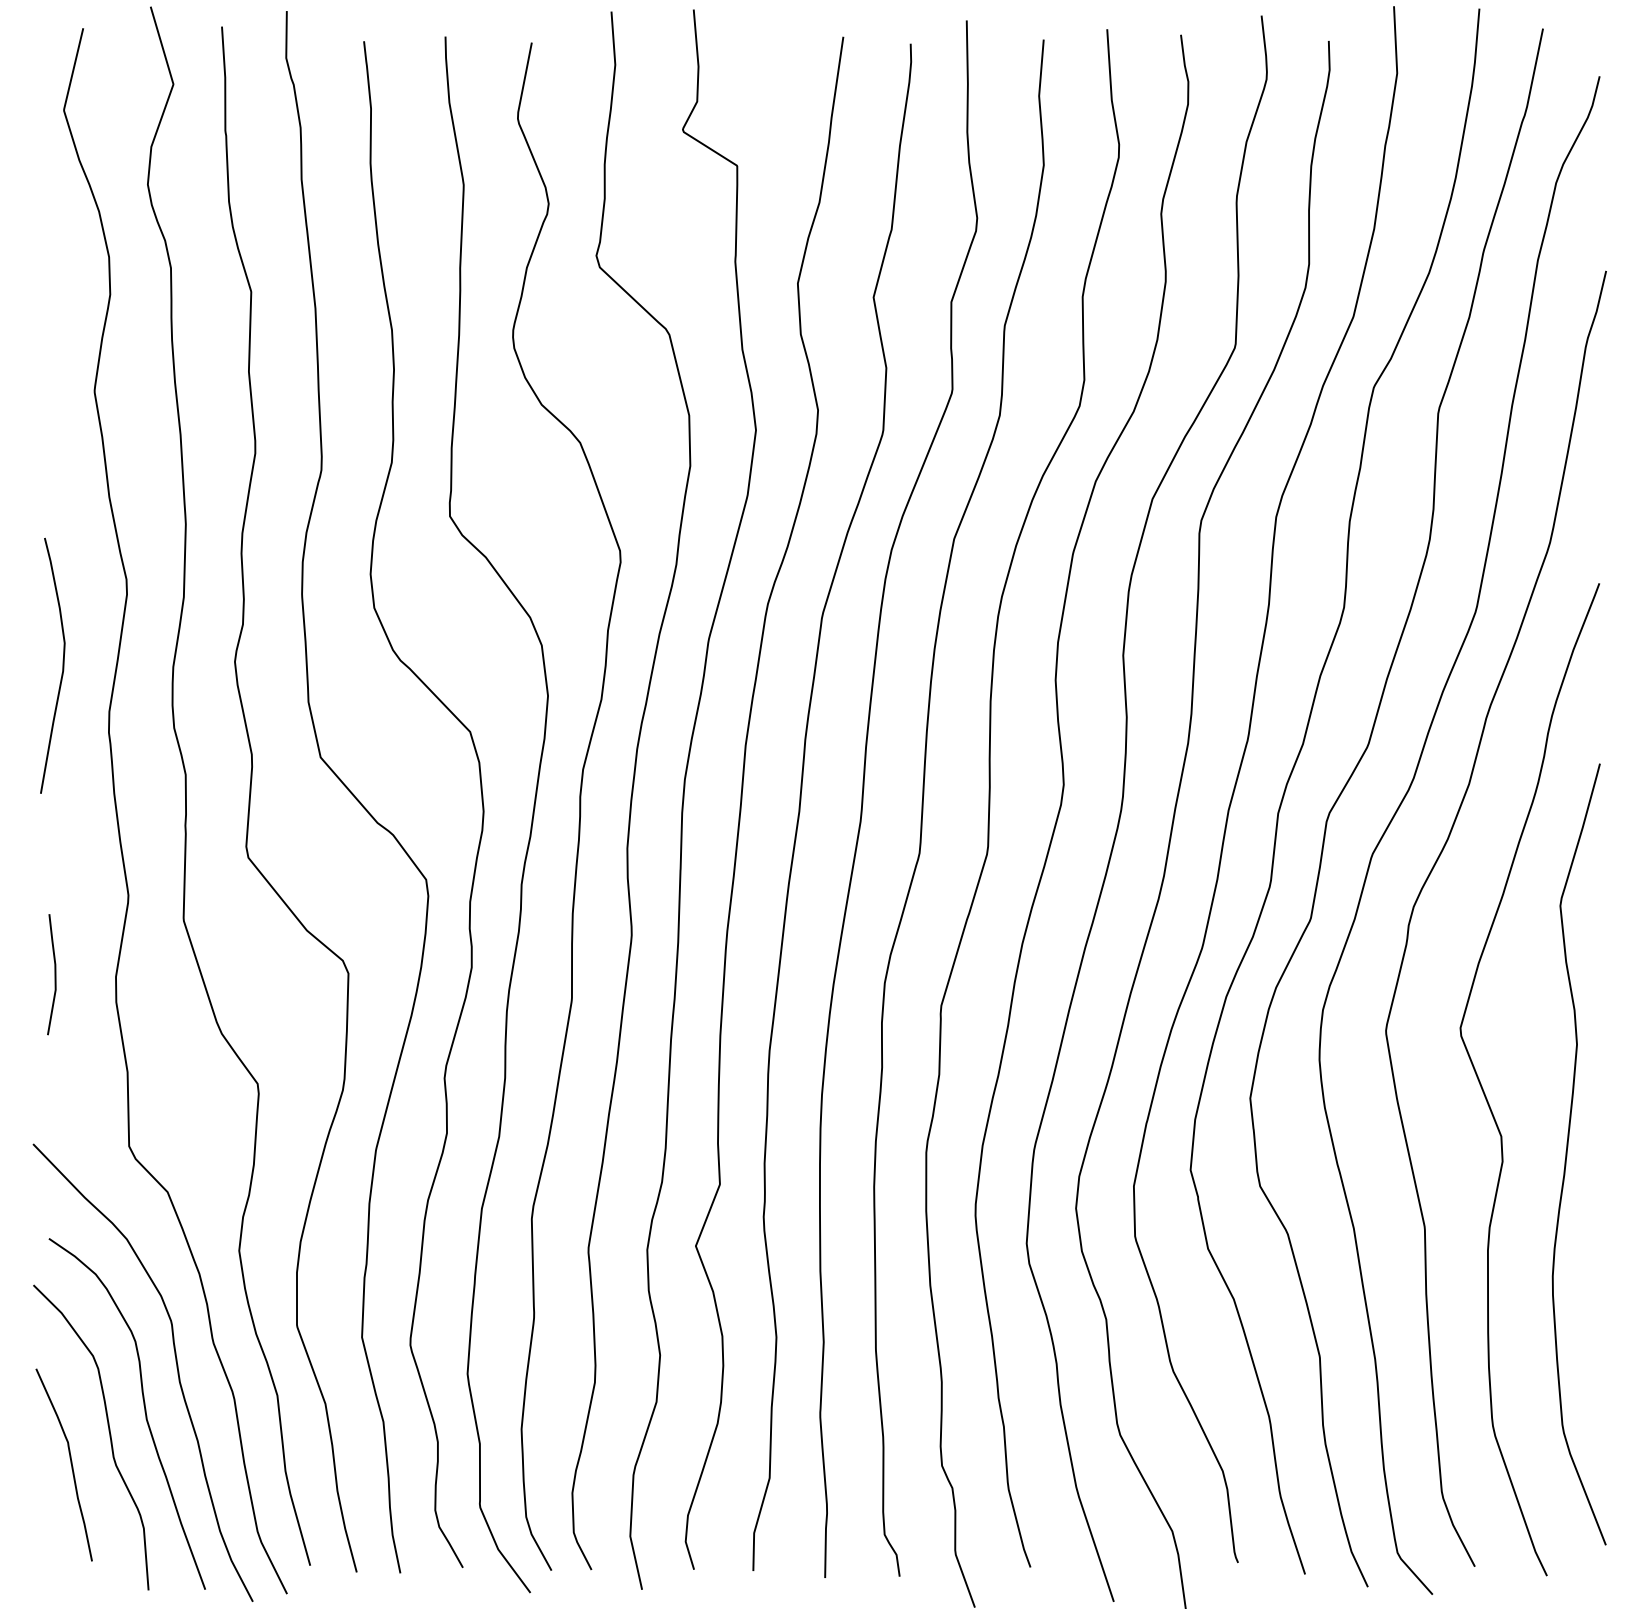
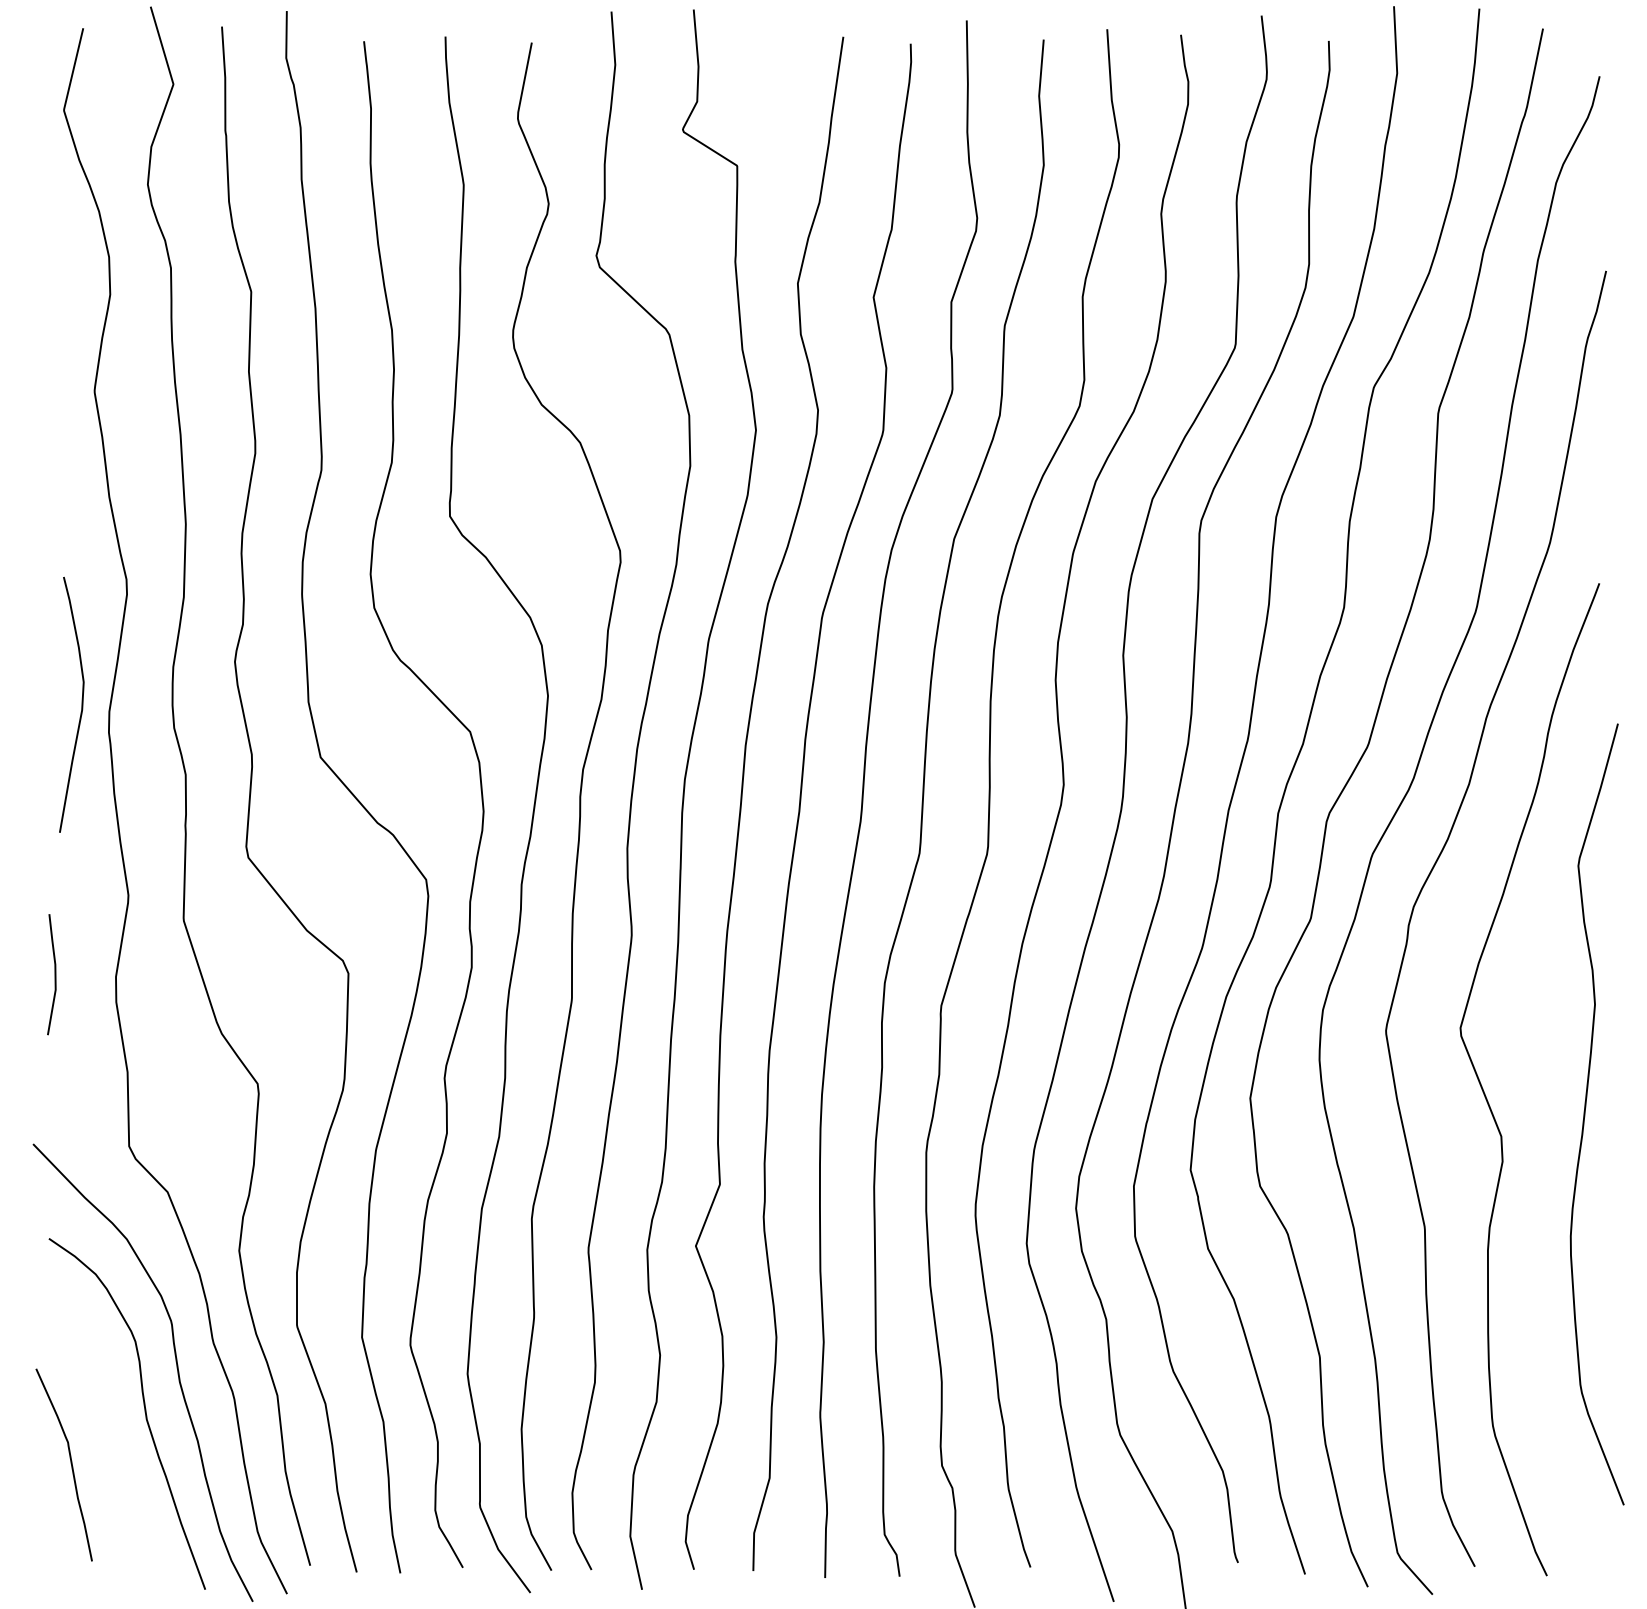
curve position: (62, 665) -> (81, 704) (81, 704)
curve position: (1567, 1154) -> (1585, 1114) (1585, 1114)
curve: present -> none (109, 1437)
